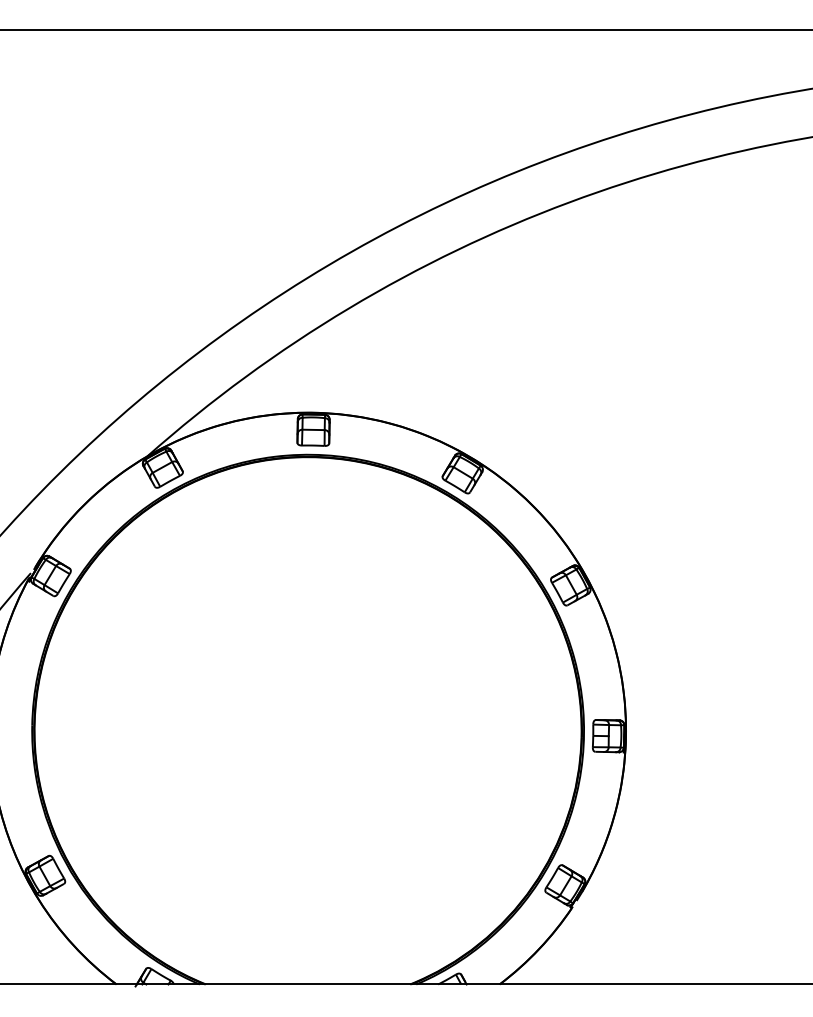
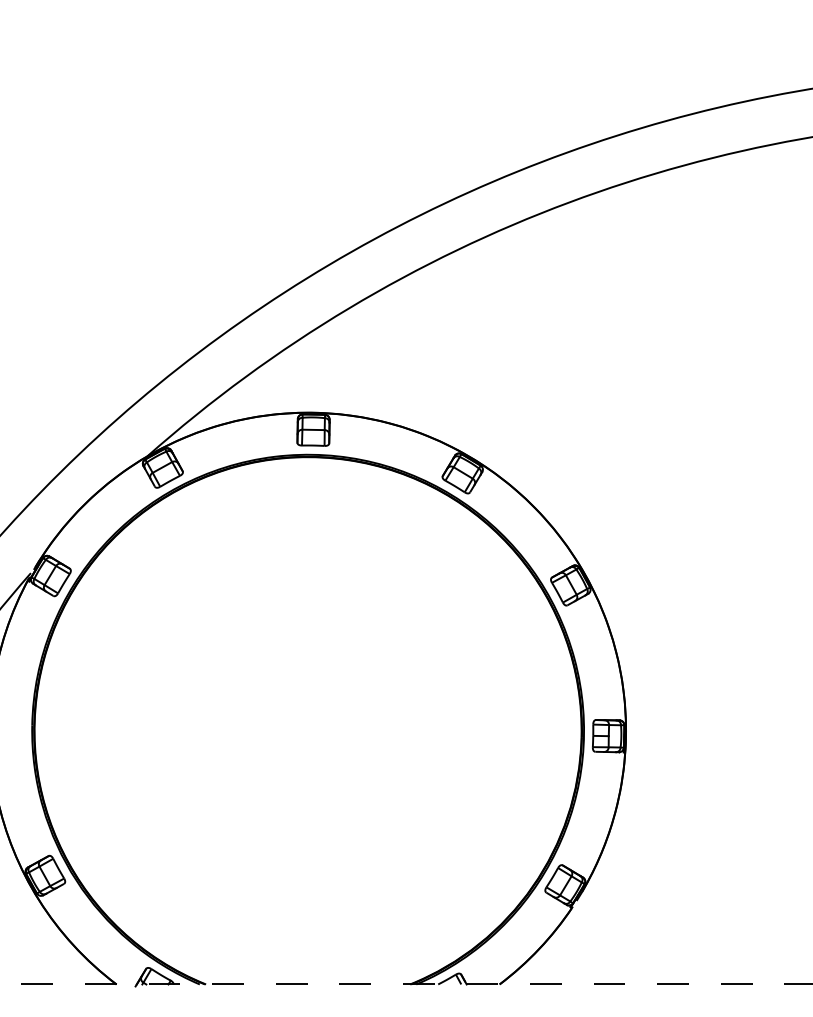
line: present -> none (405, 30)
line: solid -> dashed (405, 984)
